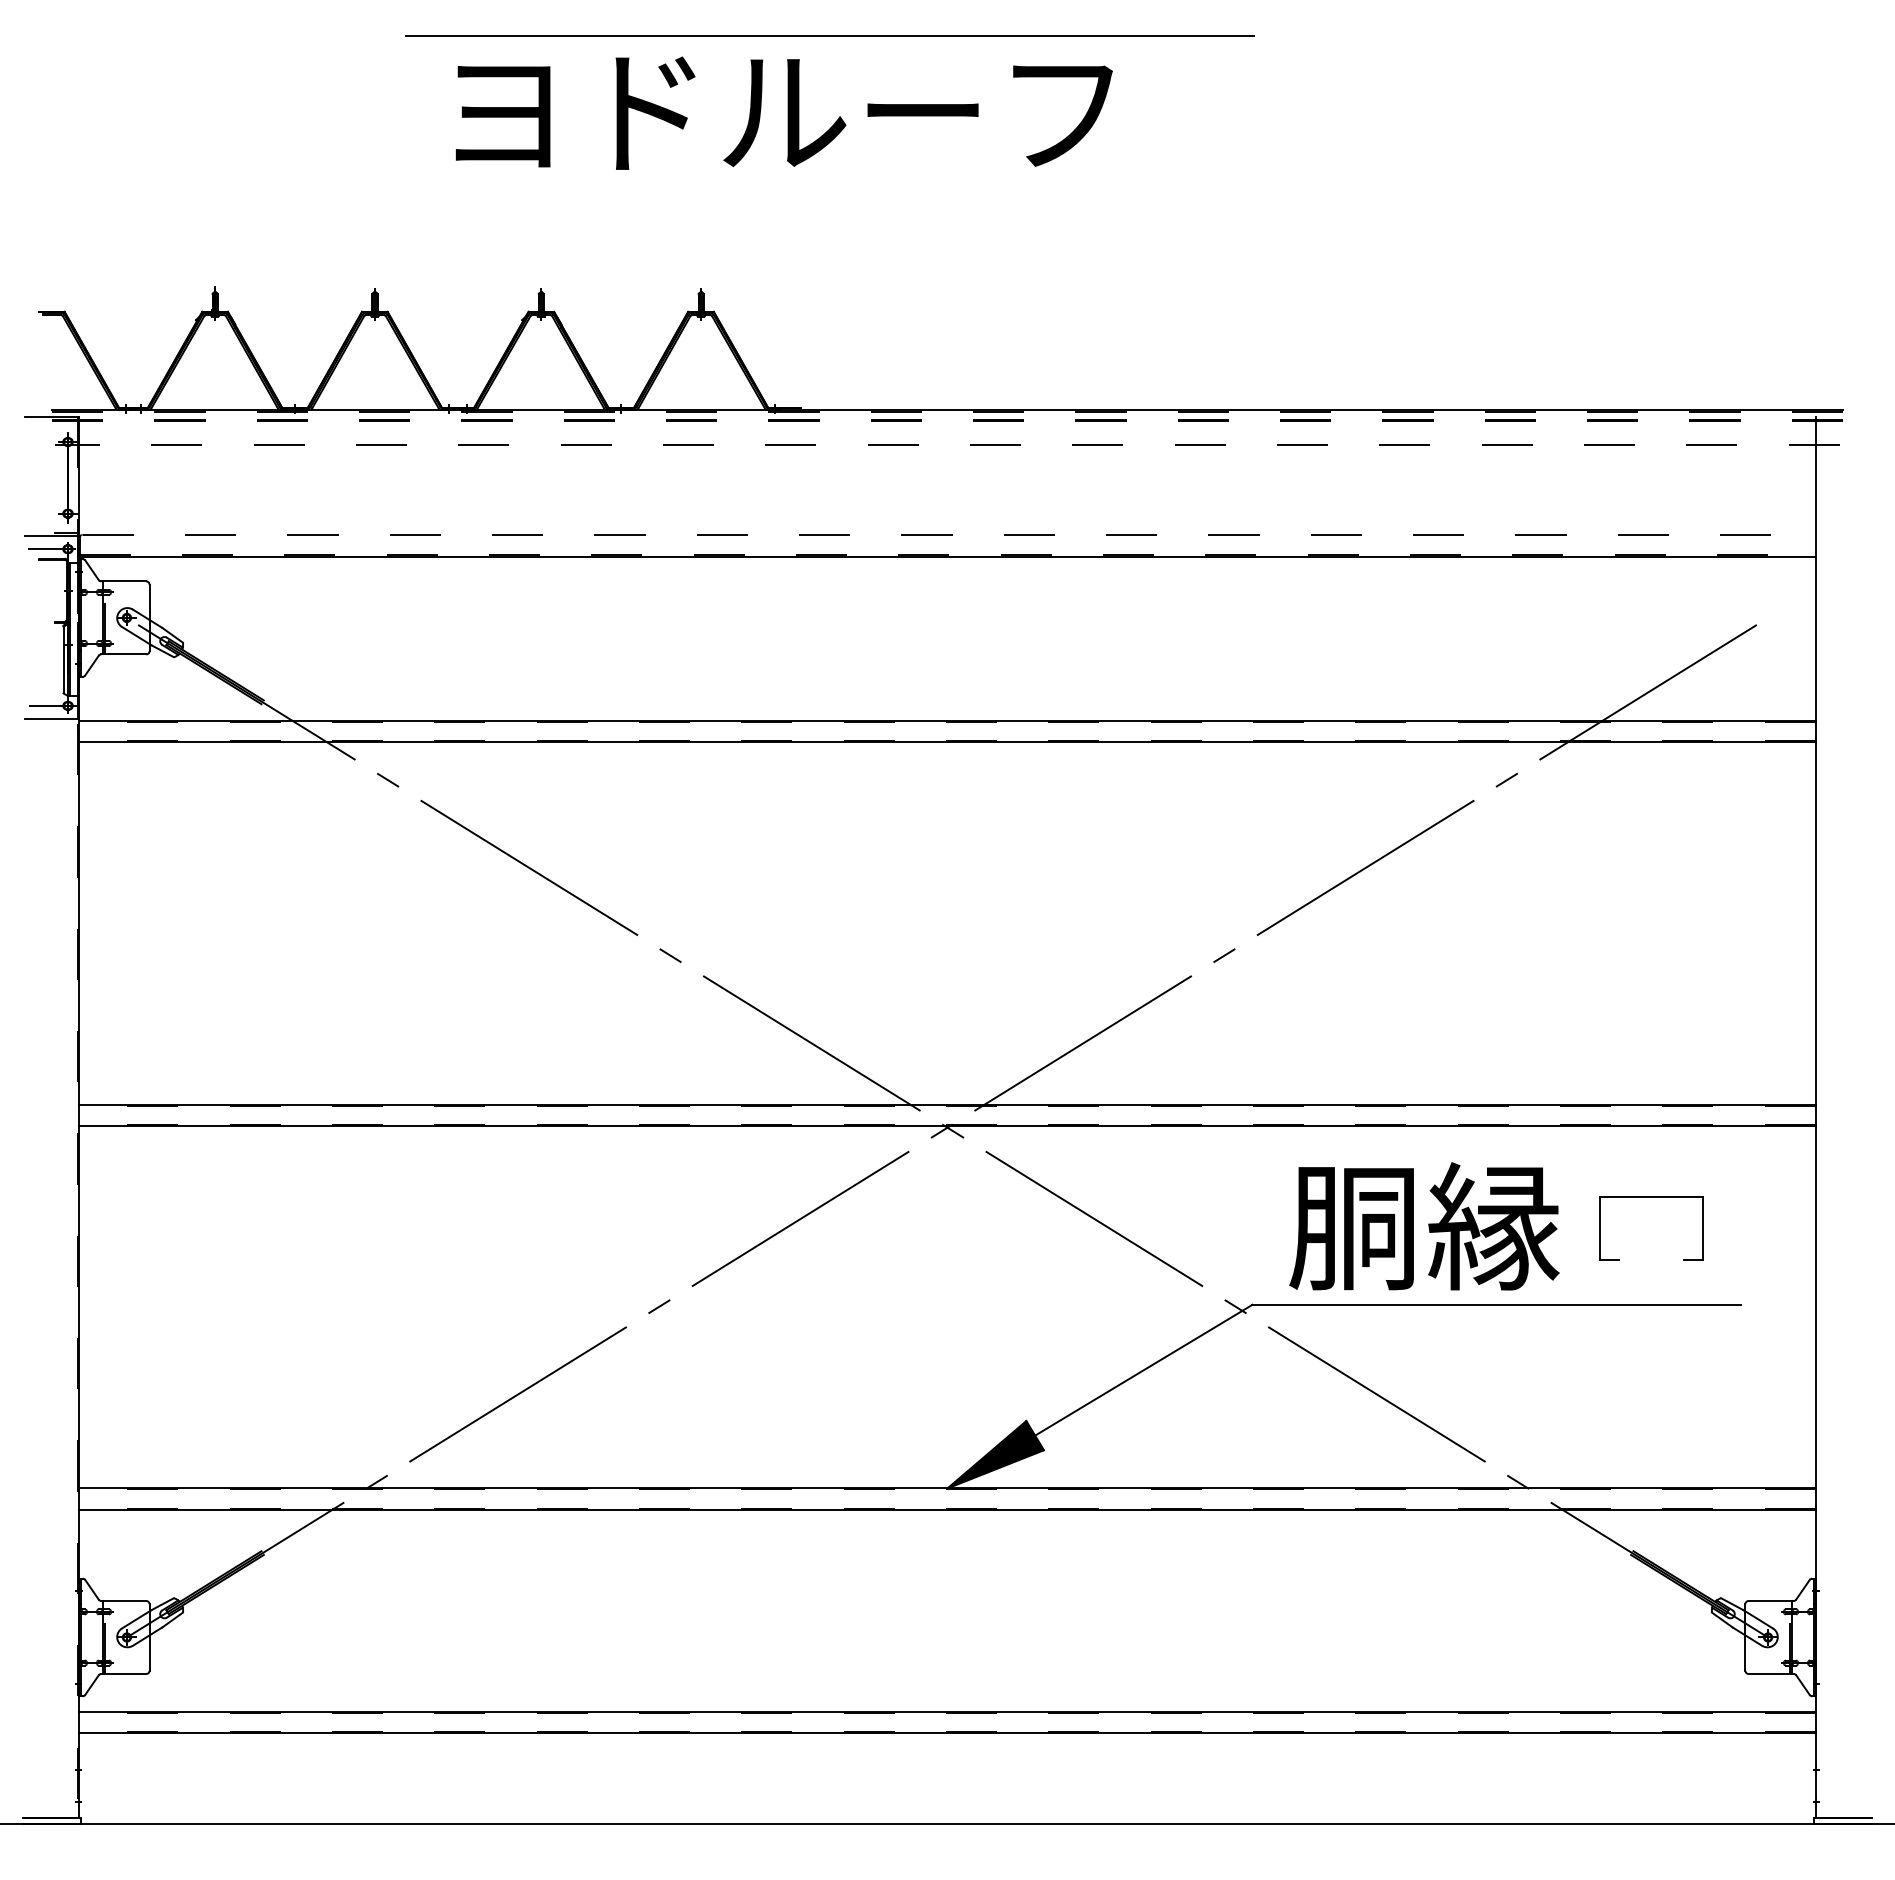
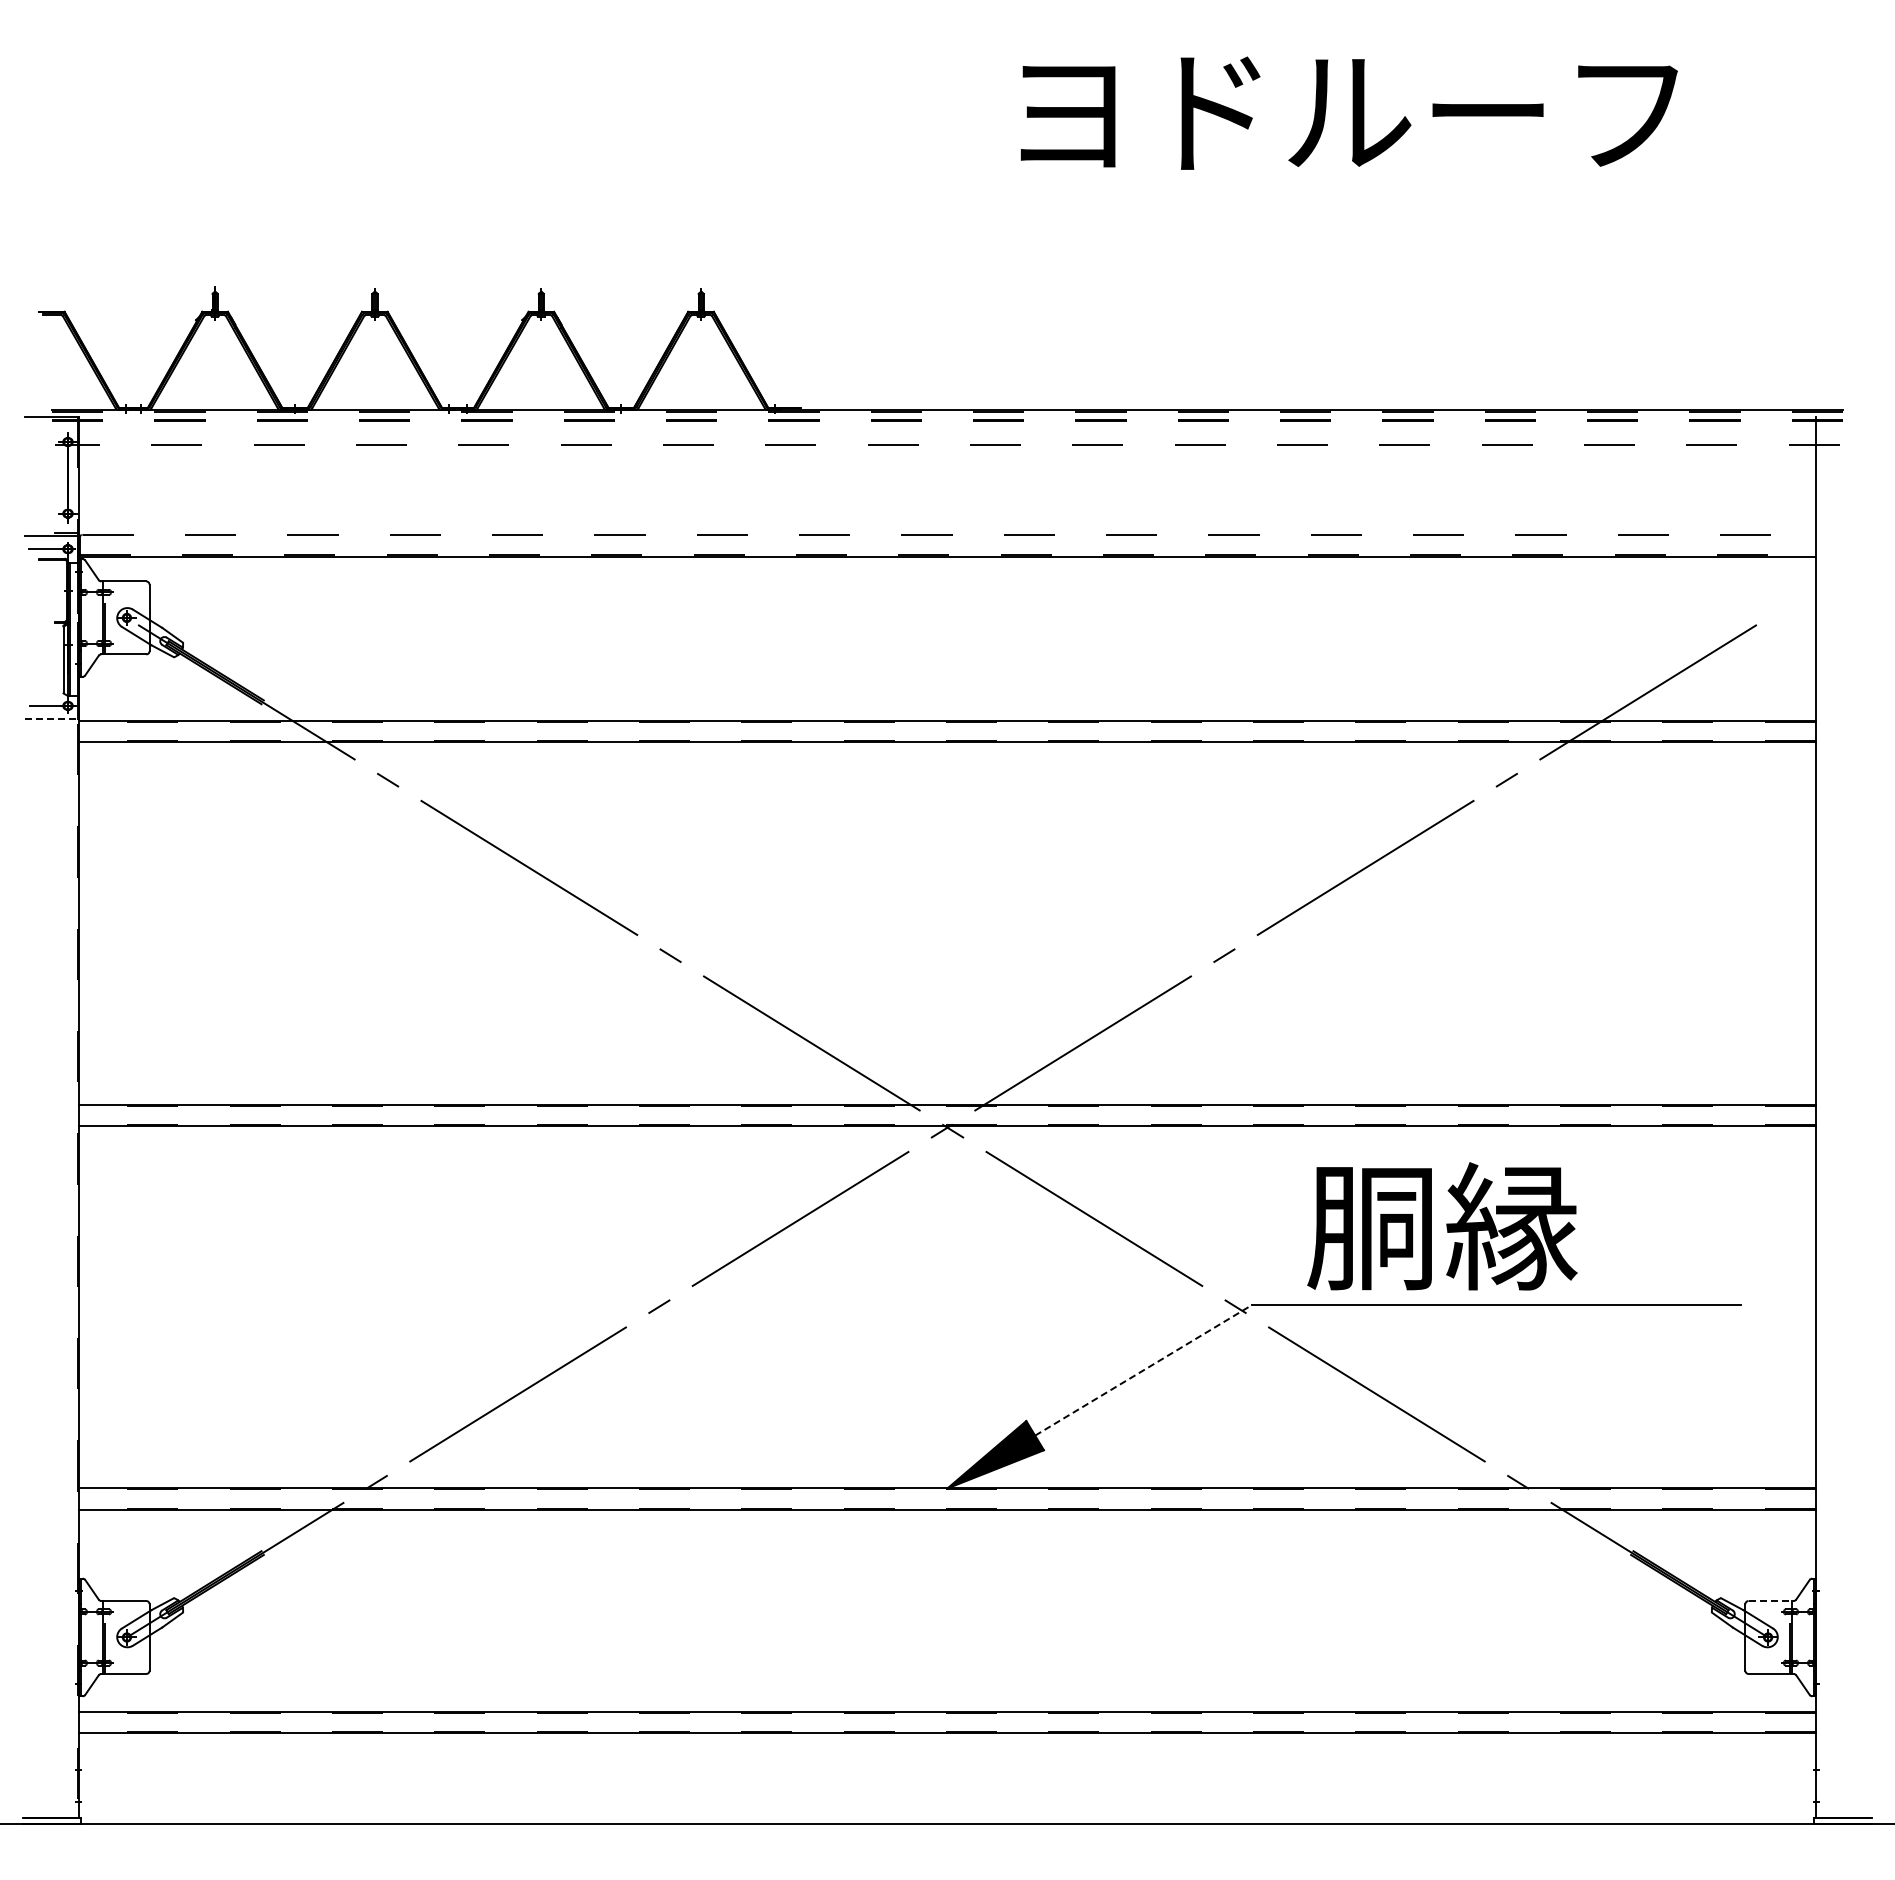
line: present -> none (830, 35)
text position: (783, 112) -> (1348, 112) (1348, 112)
line: solid -> dashed (52, 718)
part: present -> none (1651, 1197)
text position: (1424, 1226) -> (1442, 1226) (1442, 1226)
line: solid -> dashed (1143, 1370)
line: solid -> dashed (1771, 1601)
